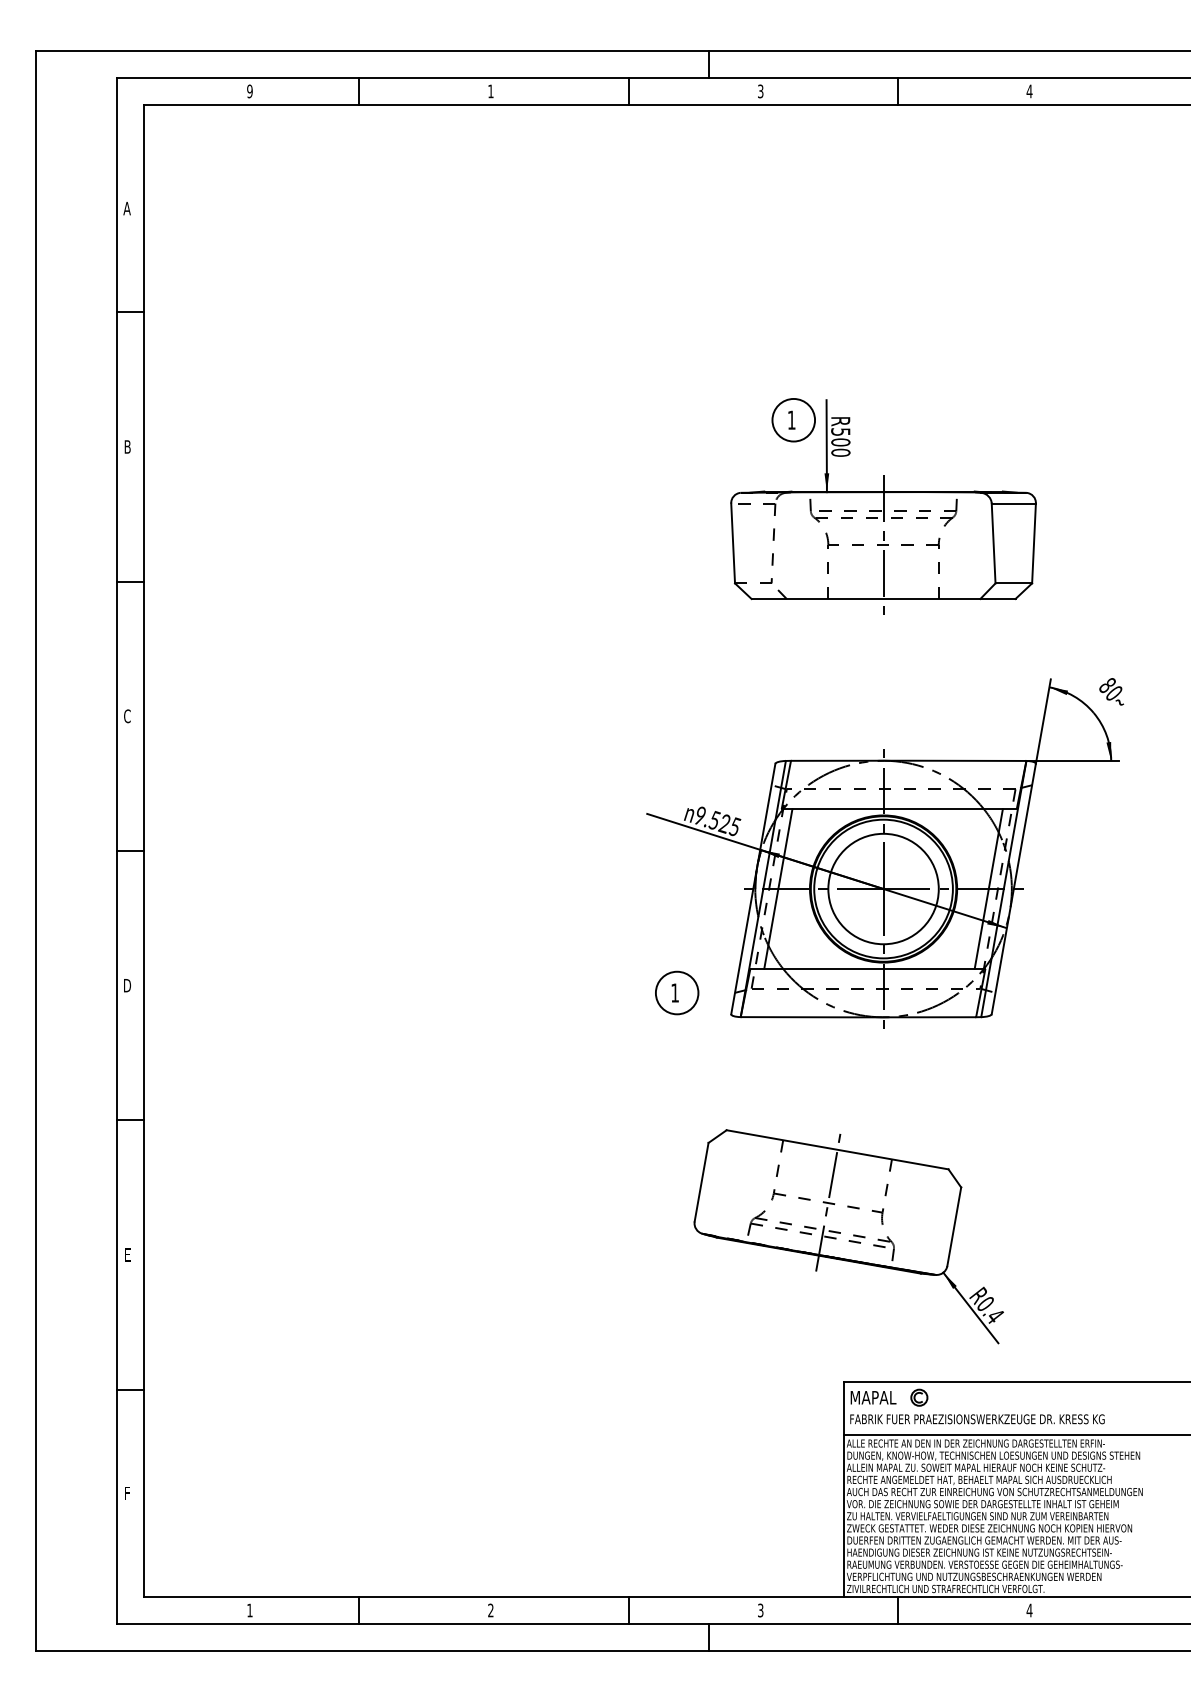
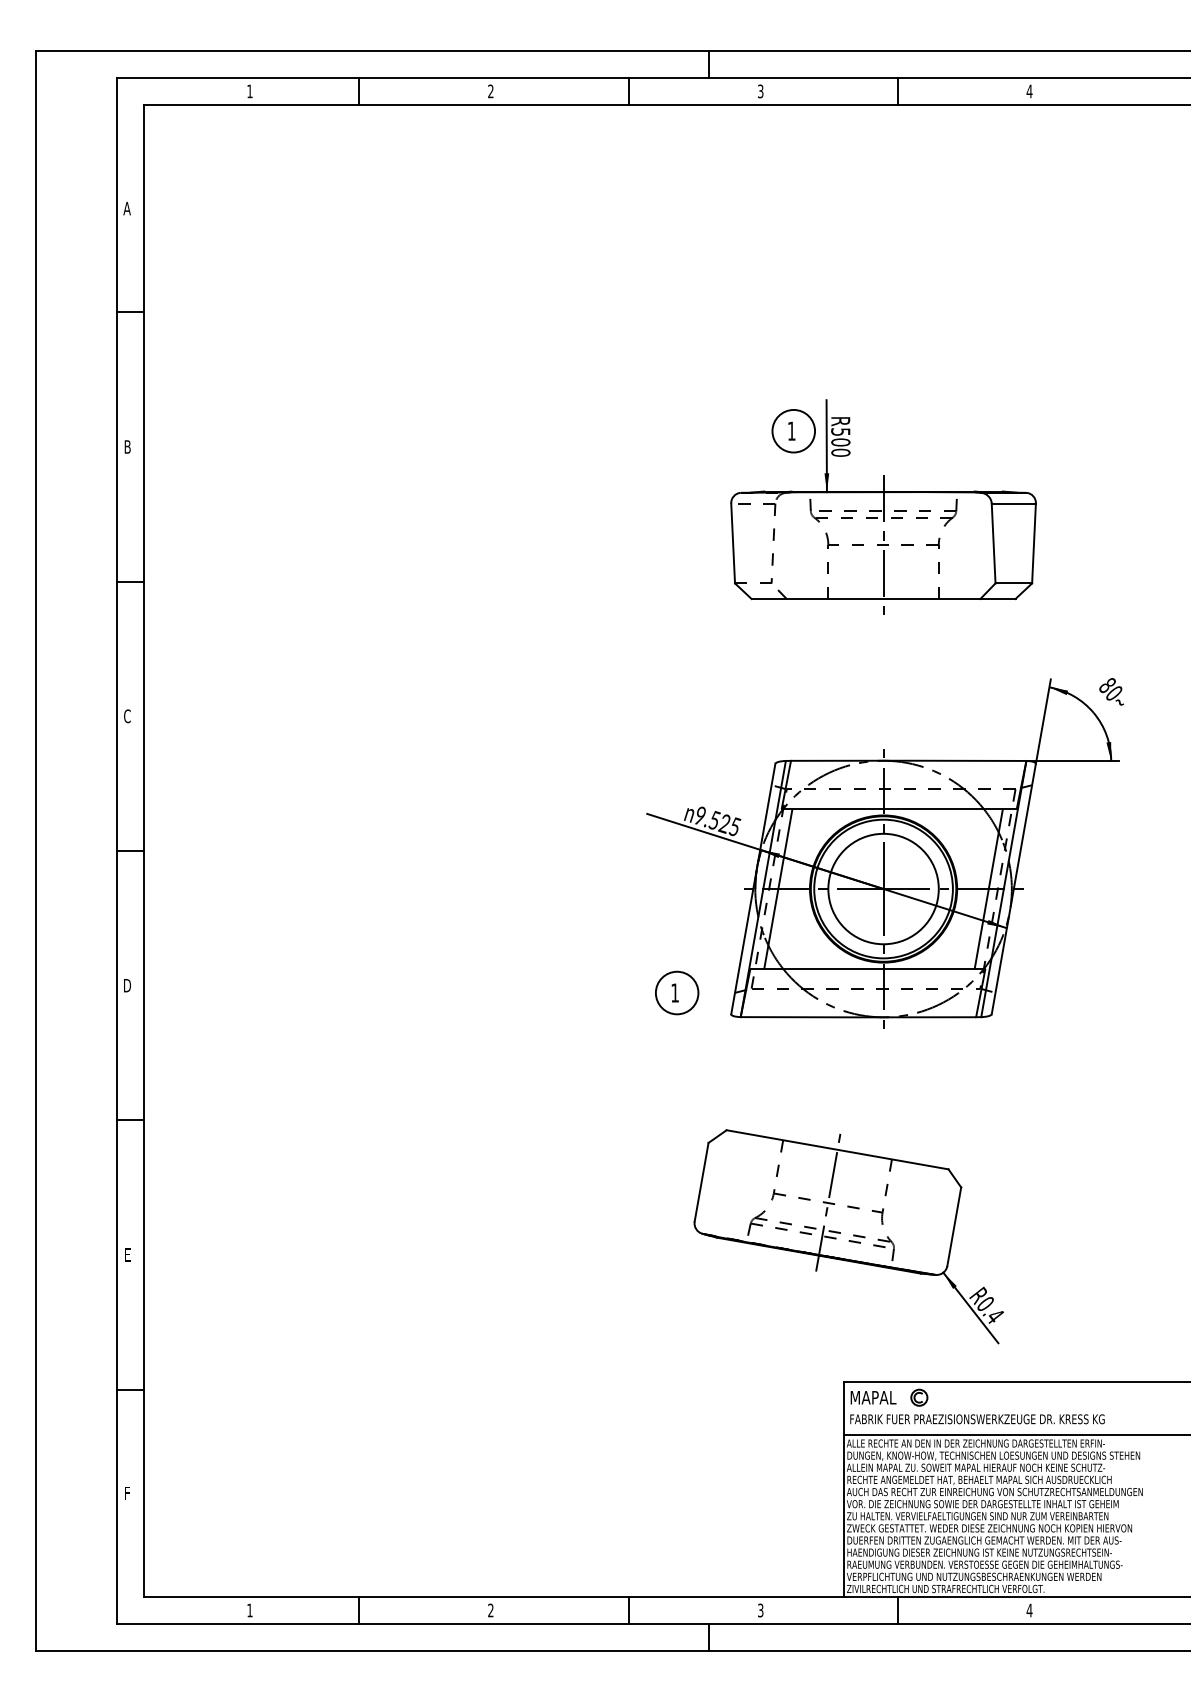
text: 9 -> 1 (249, 91)
text: 1 -> 2 (490, 91)
part position: (793, 420) -> (793, 431) (793, 431)
